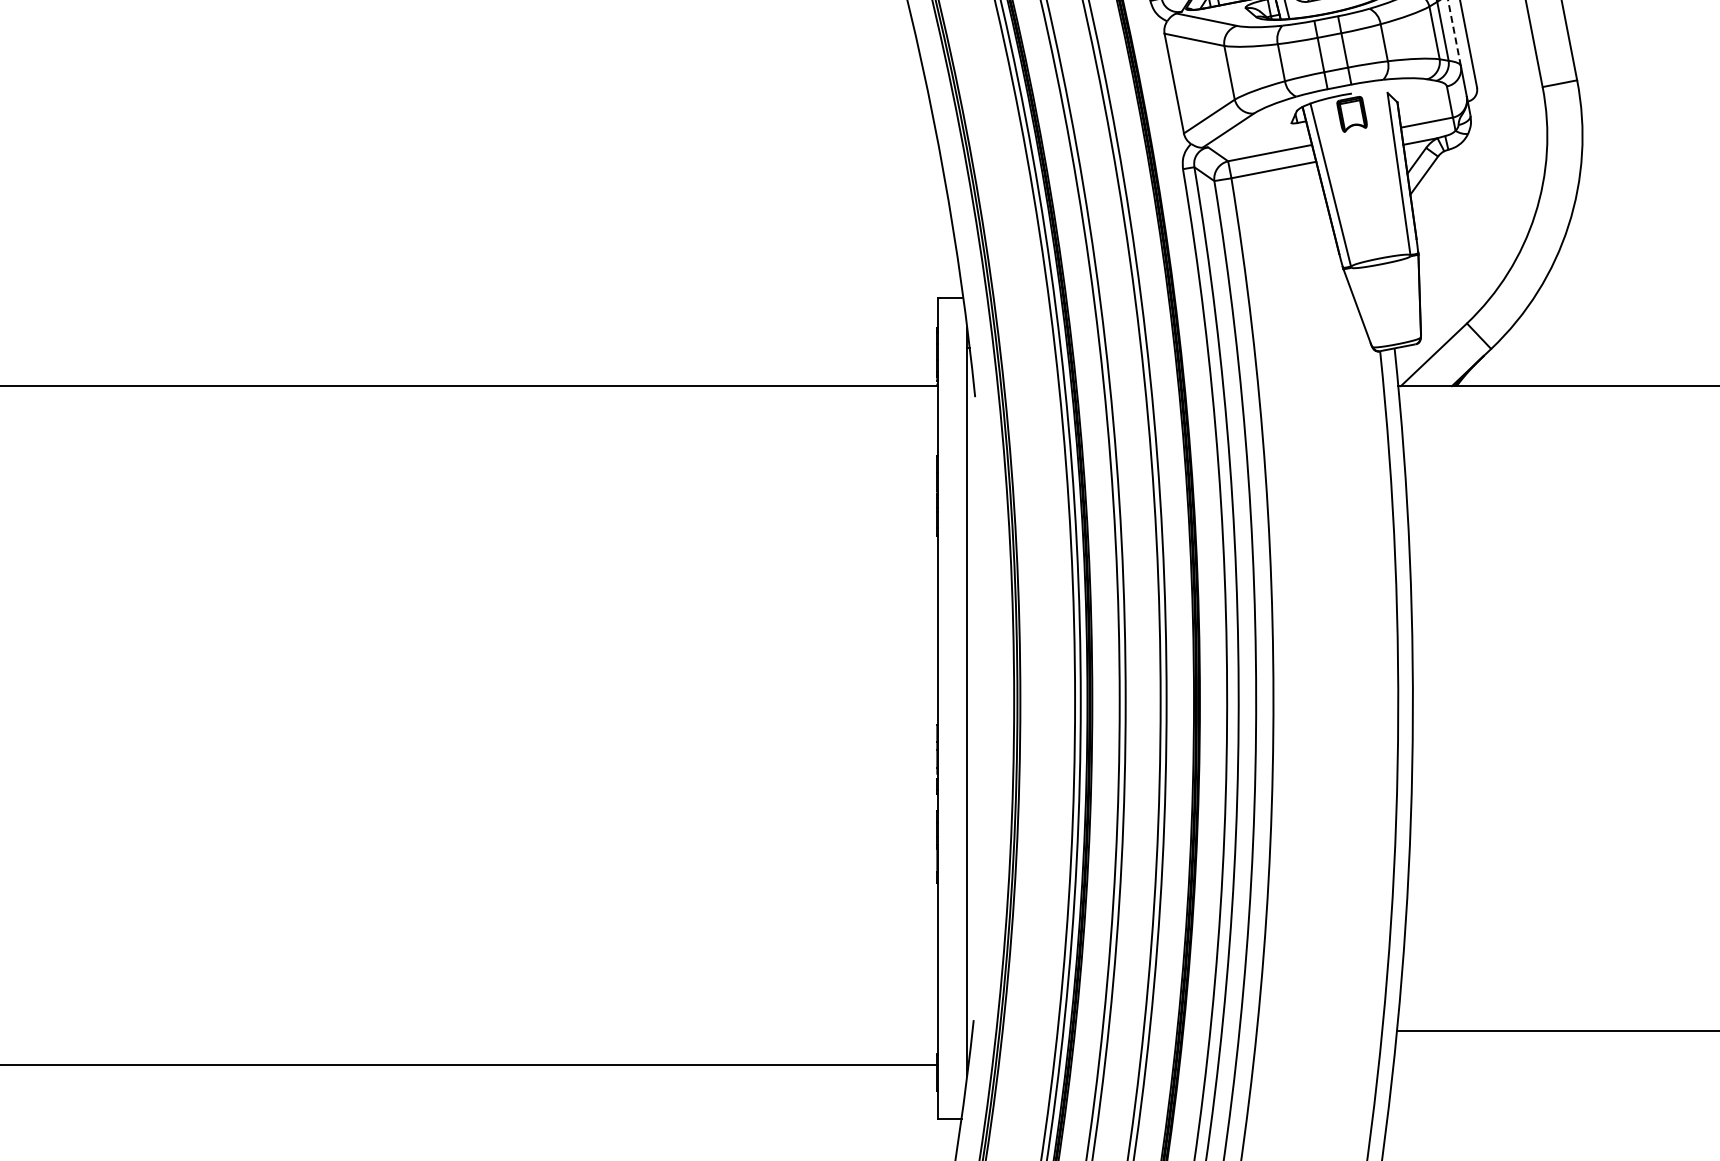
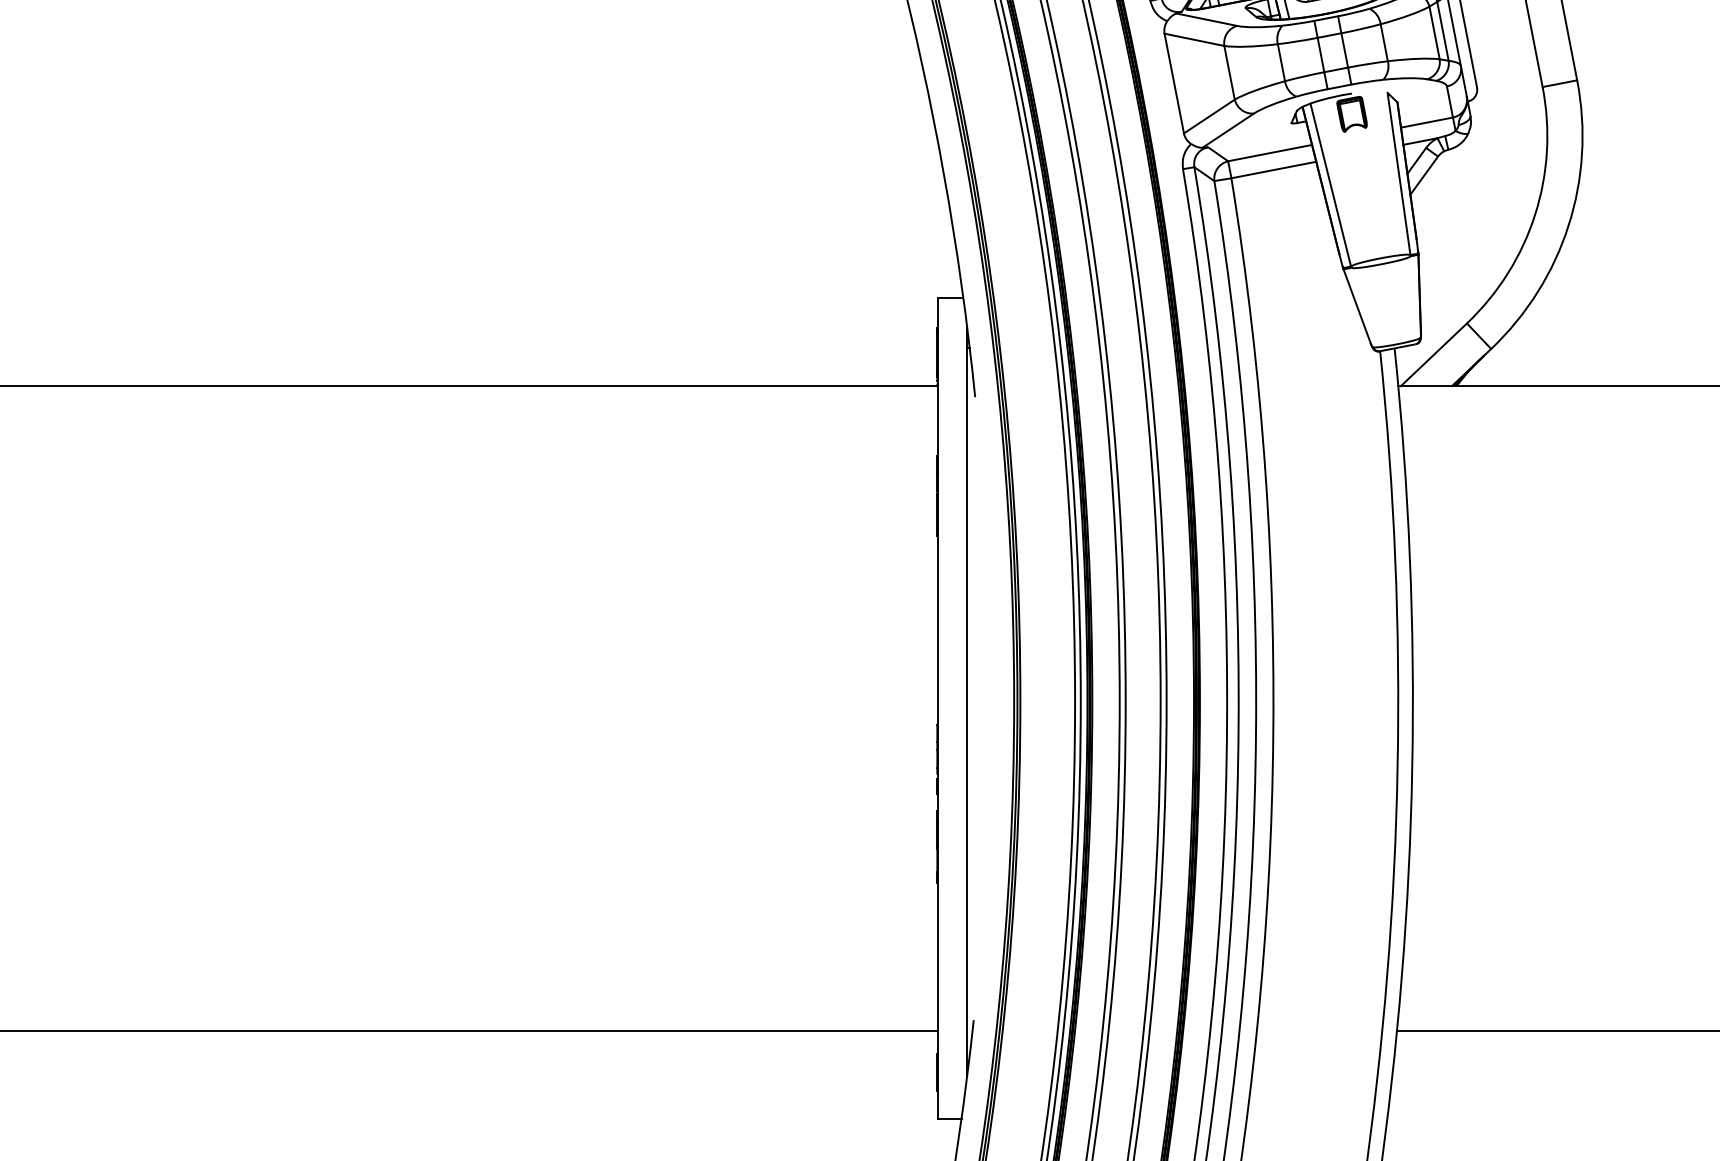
line: dashed -> solid (1454, 32)
line position: (469, 1065) -> (469, 1031) (469, 1031)
